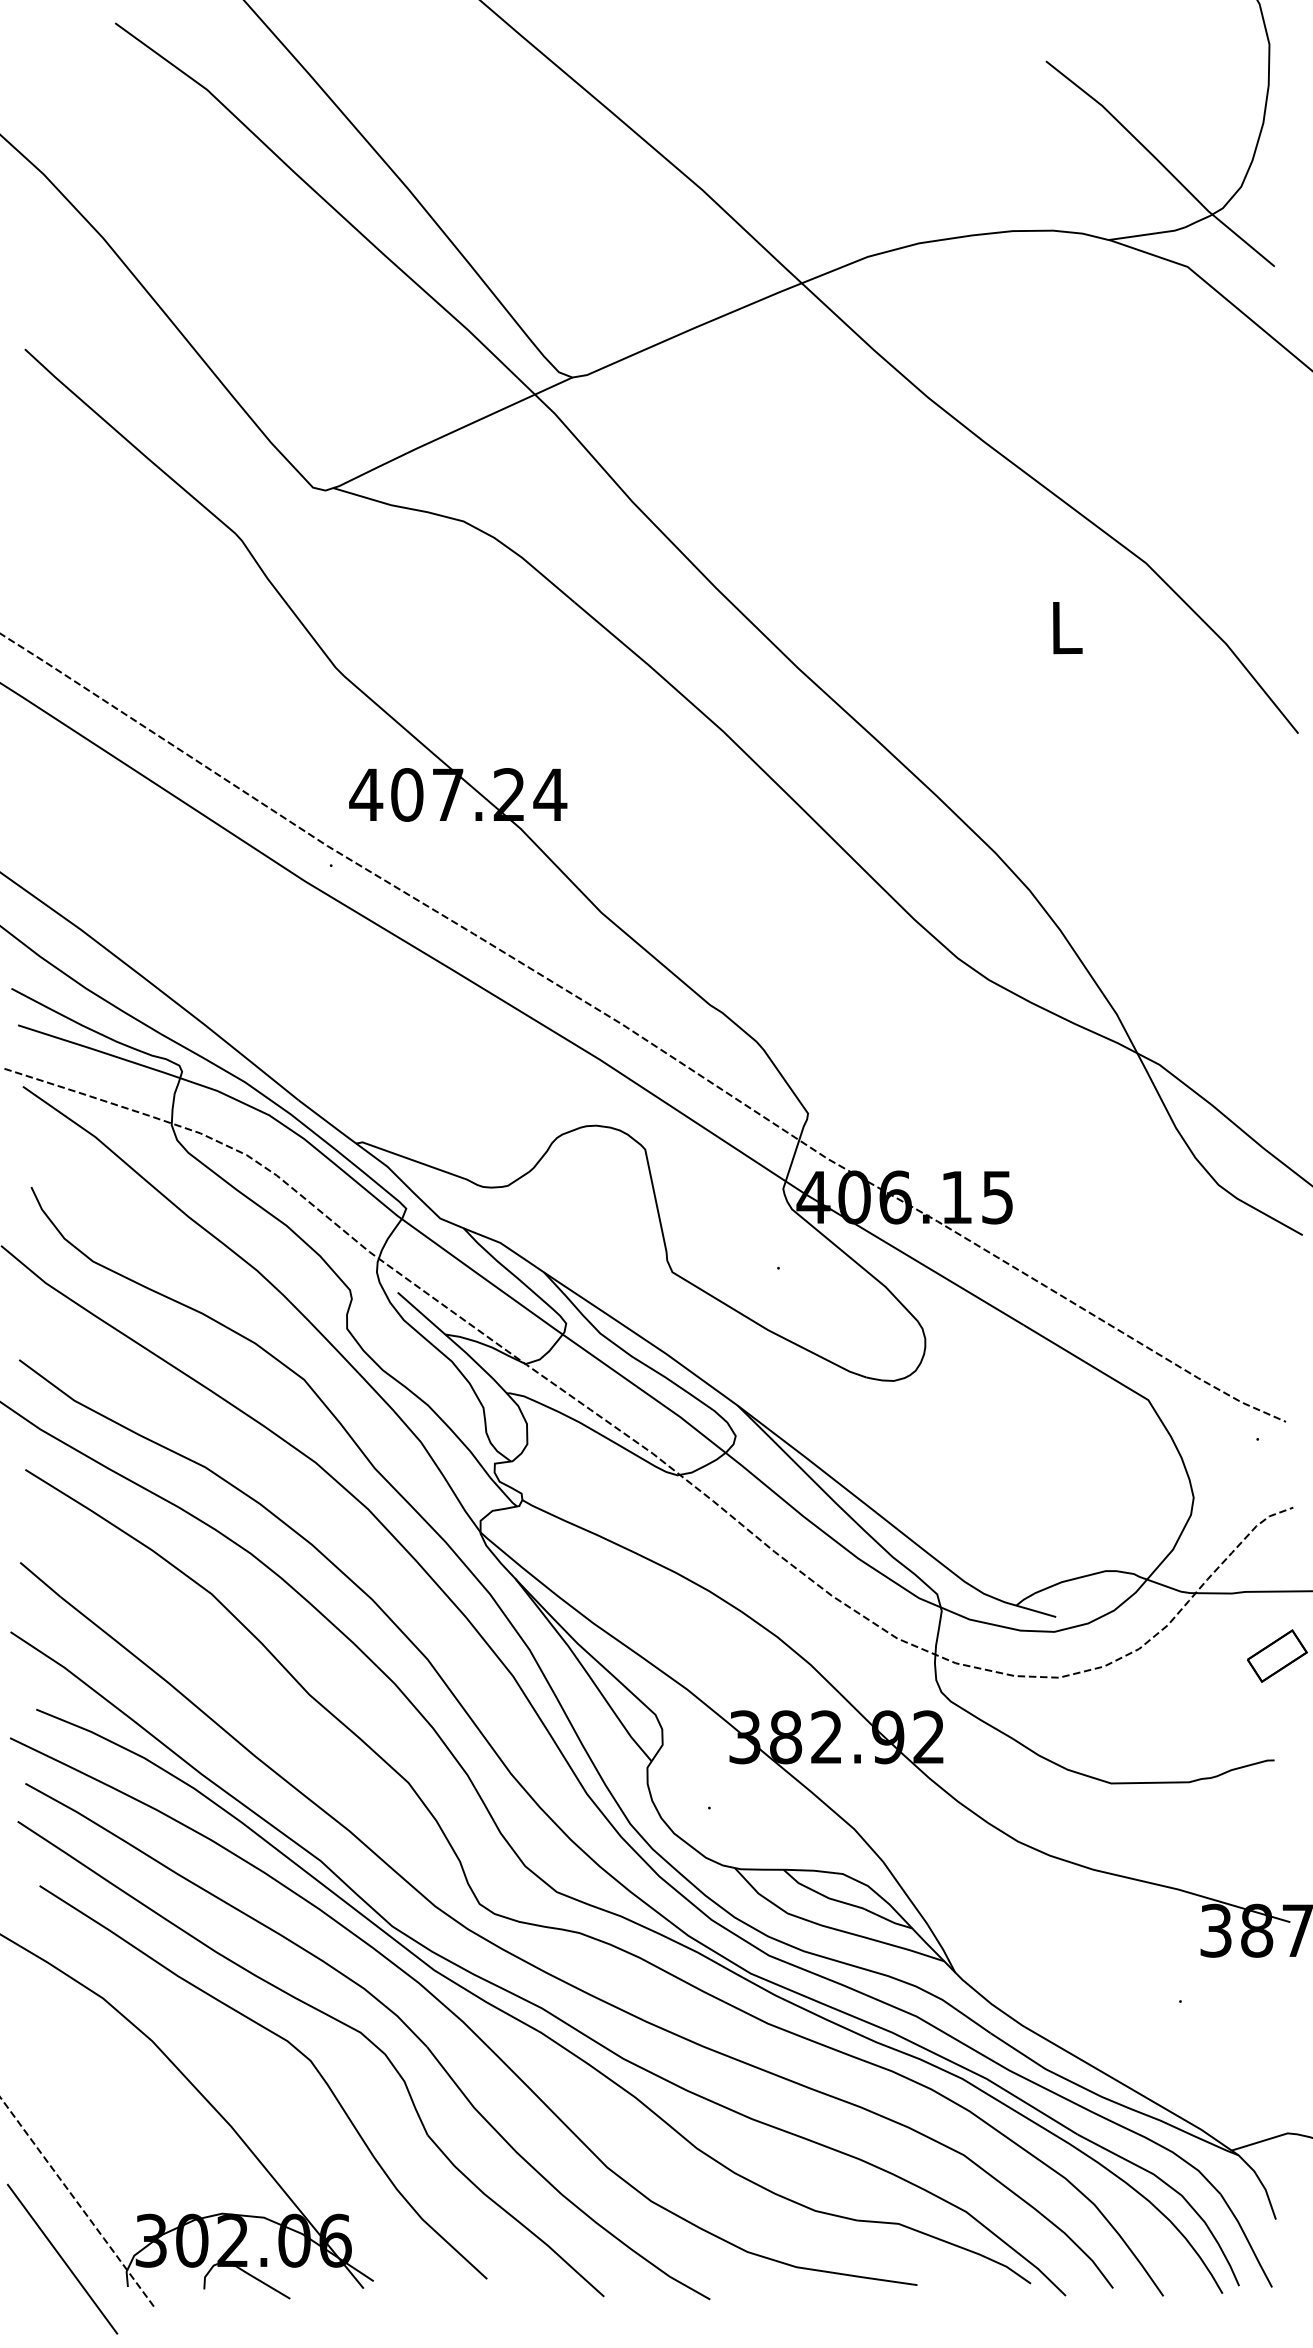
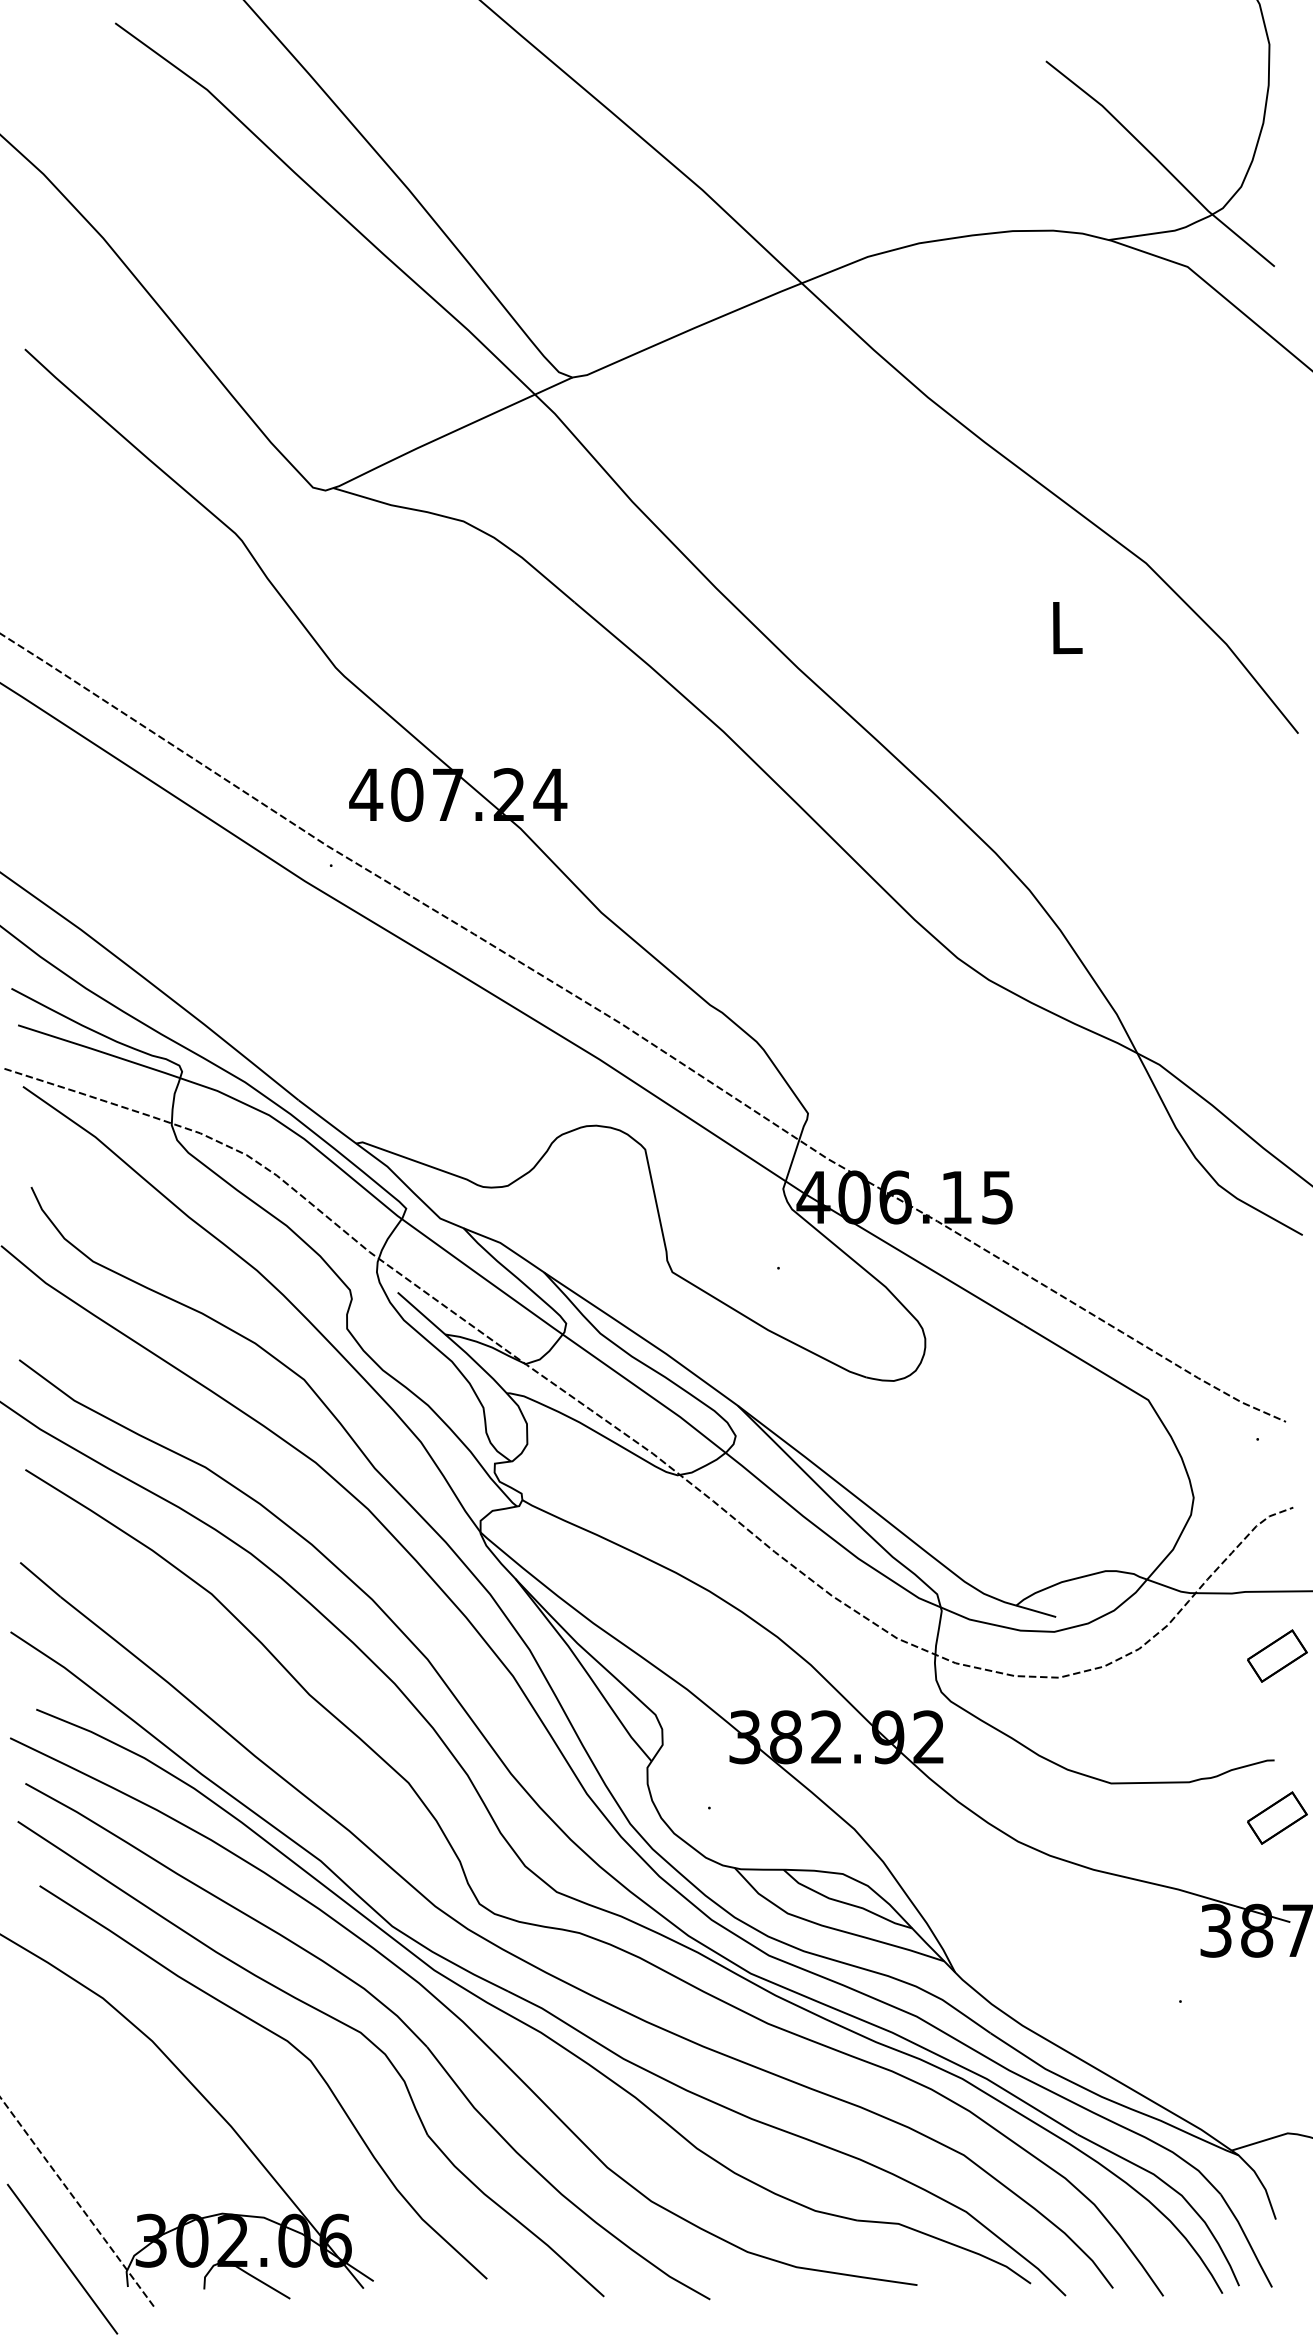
part: none -> present (1277, 1817)
